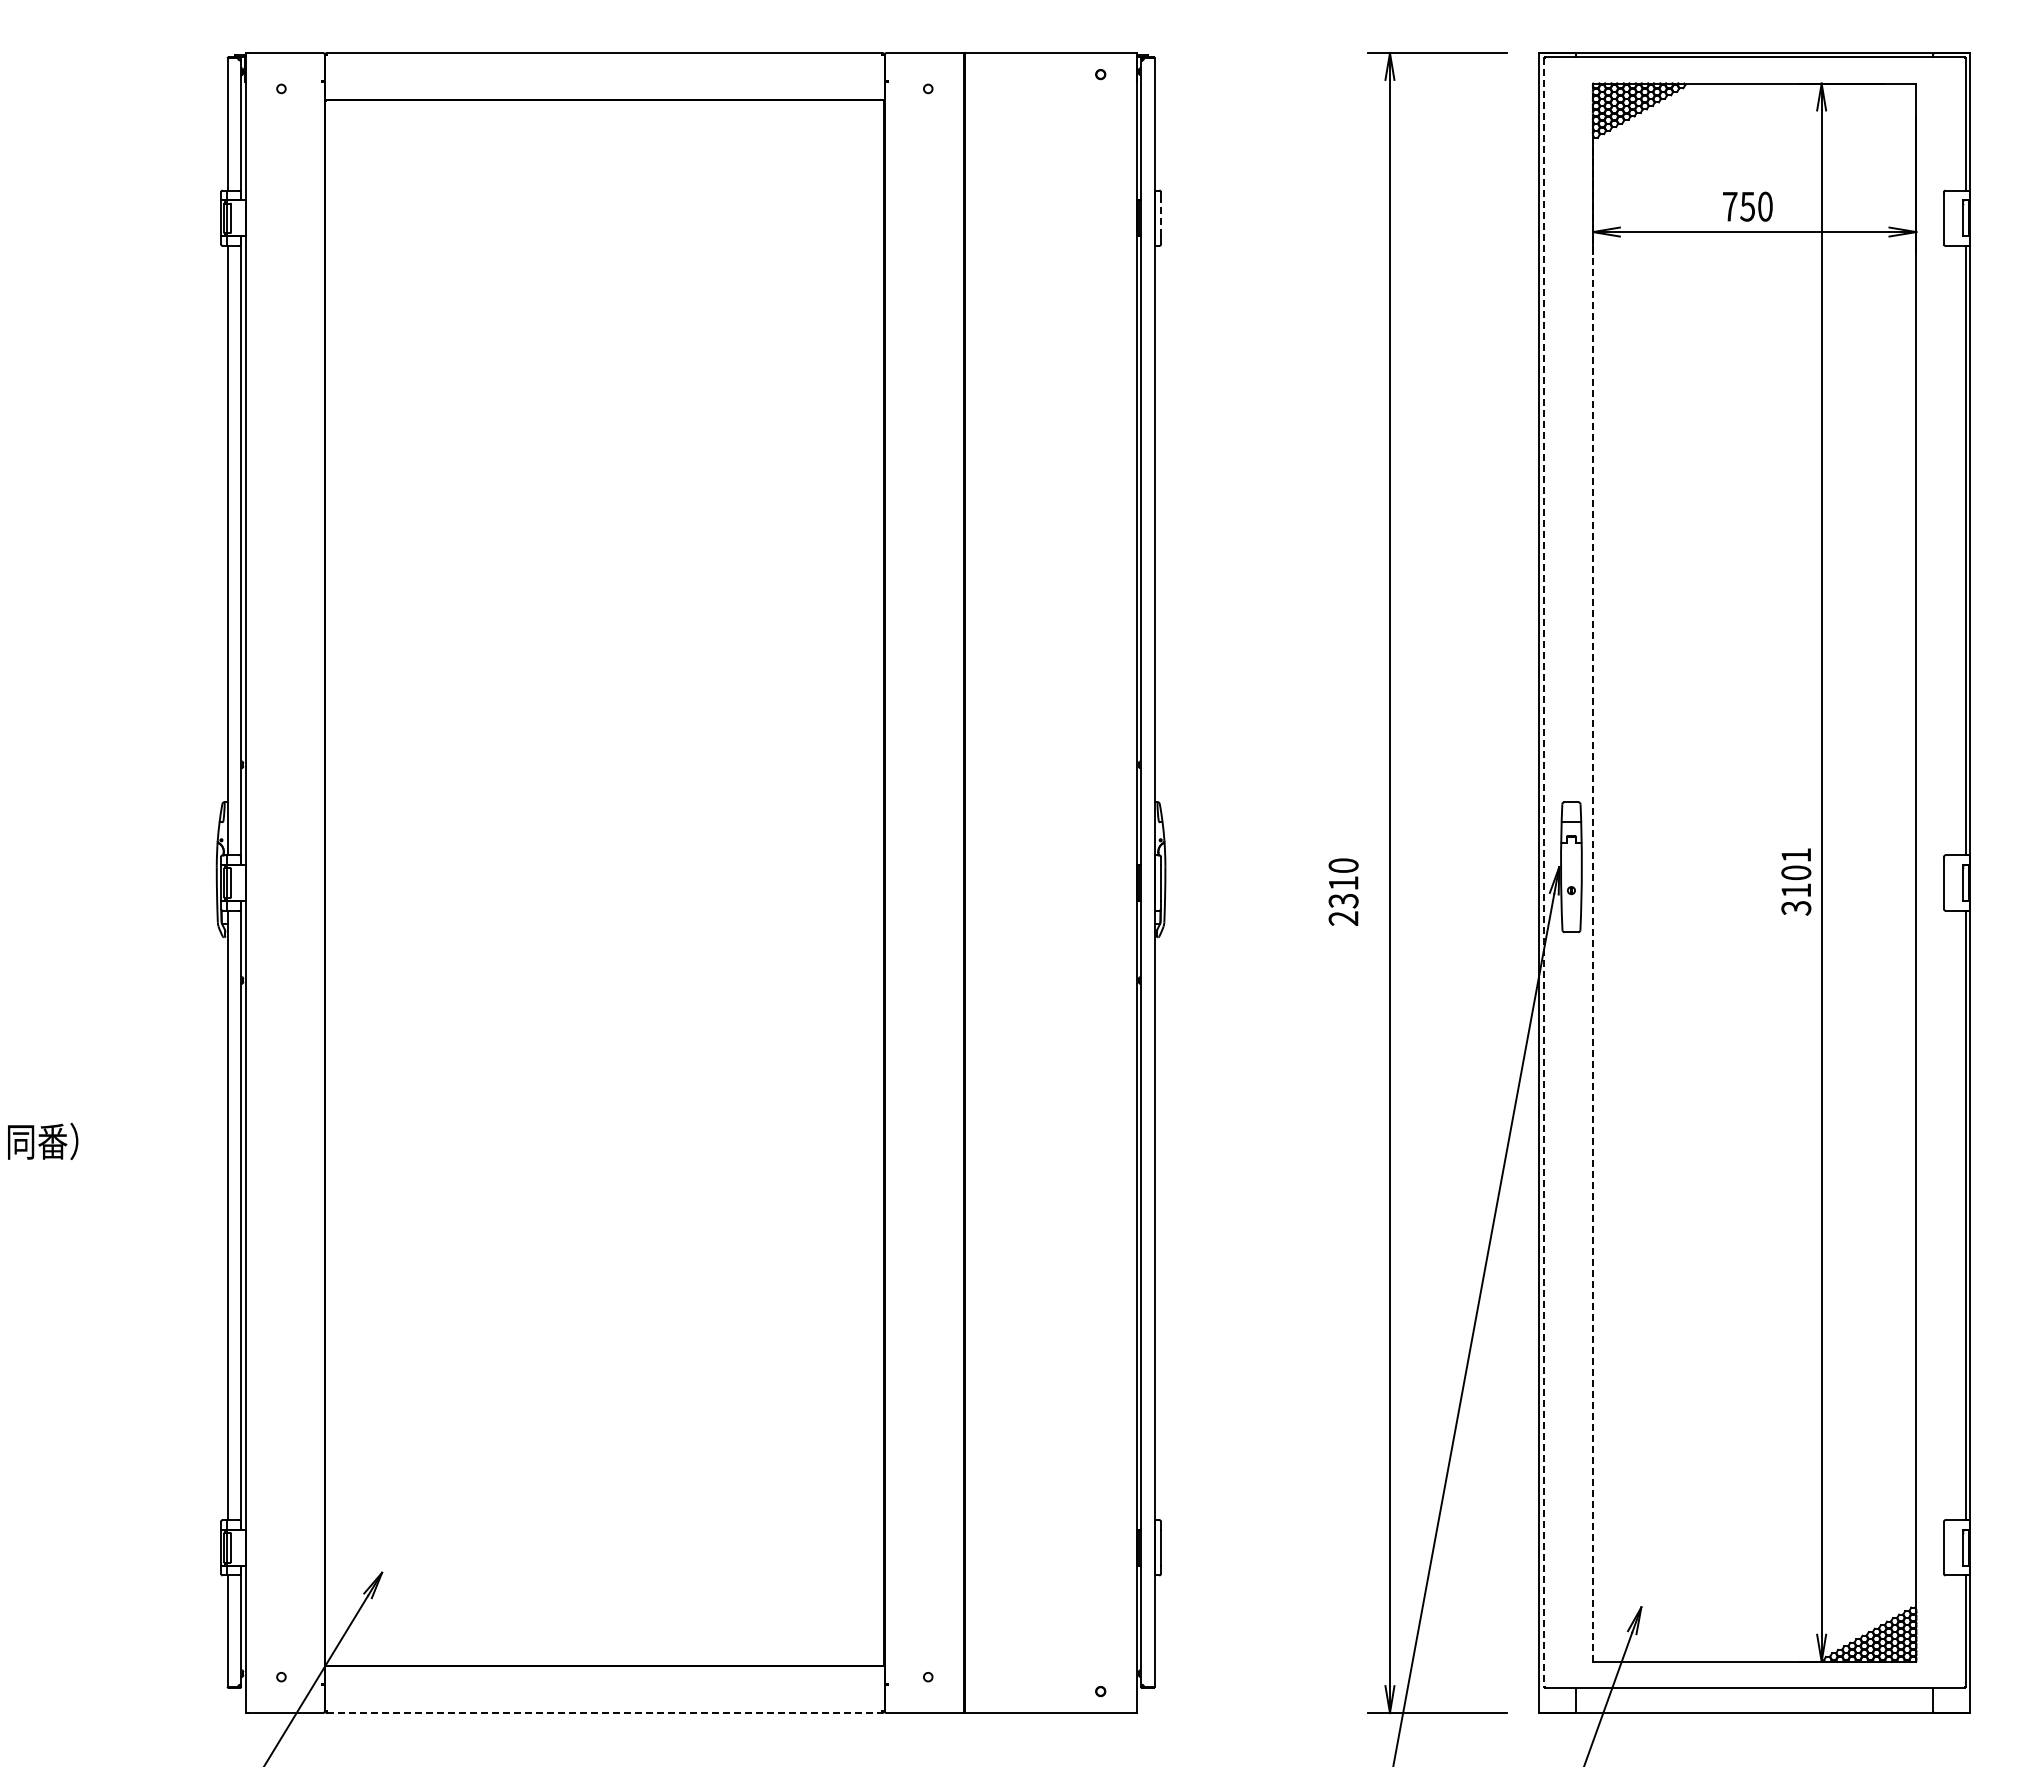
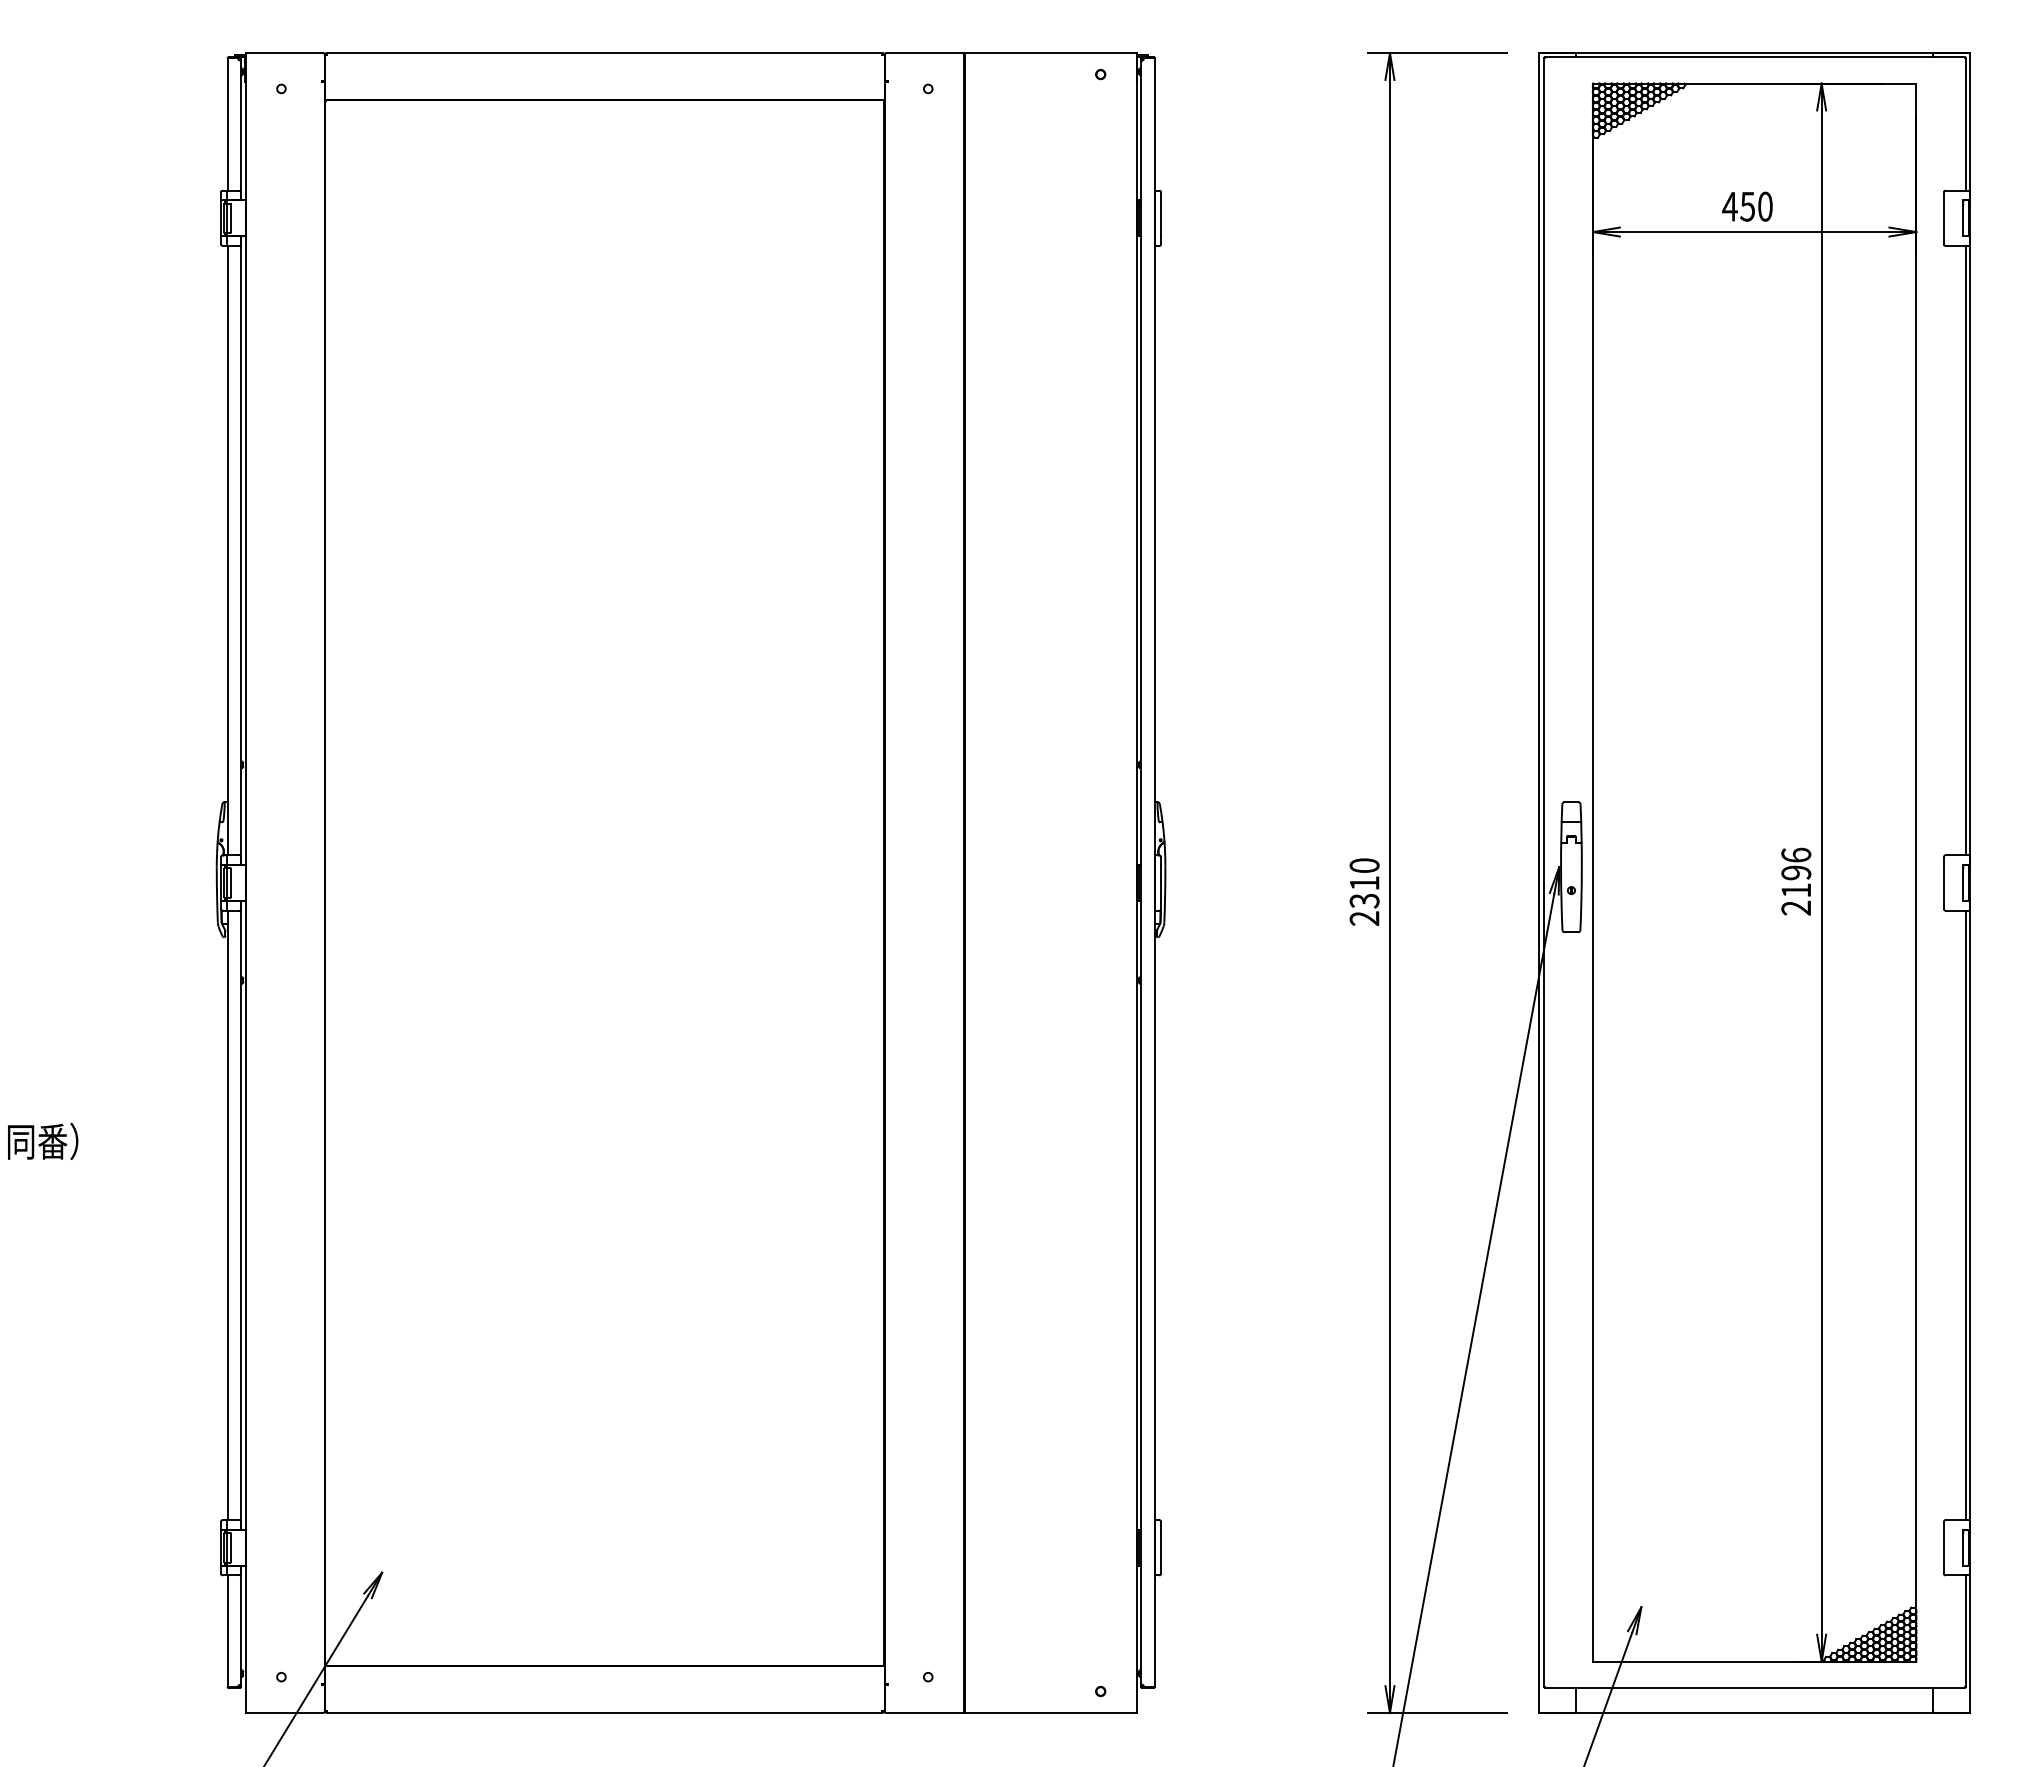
text: 750 -> 450 (1729, 206)
line: dashed -> solid (1161, 218)
line: dashed -> solid (1543, 872)
line: dashed -> solid (1593, 872)
text: 3101 -> 2196 (1796, 881)
text position: (1343, 891) -> (1364, 891) (1364, 891)
line: dashed -> solid (605, 1713)
